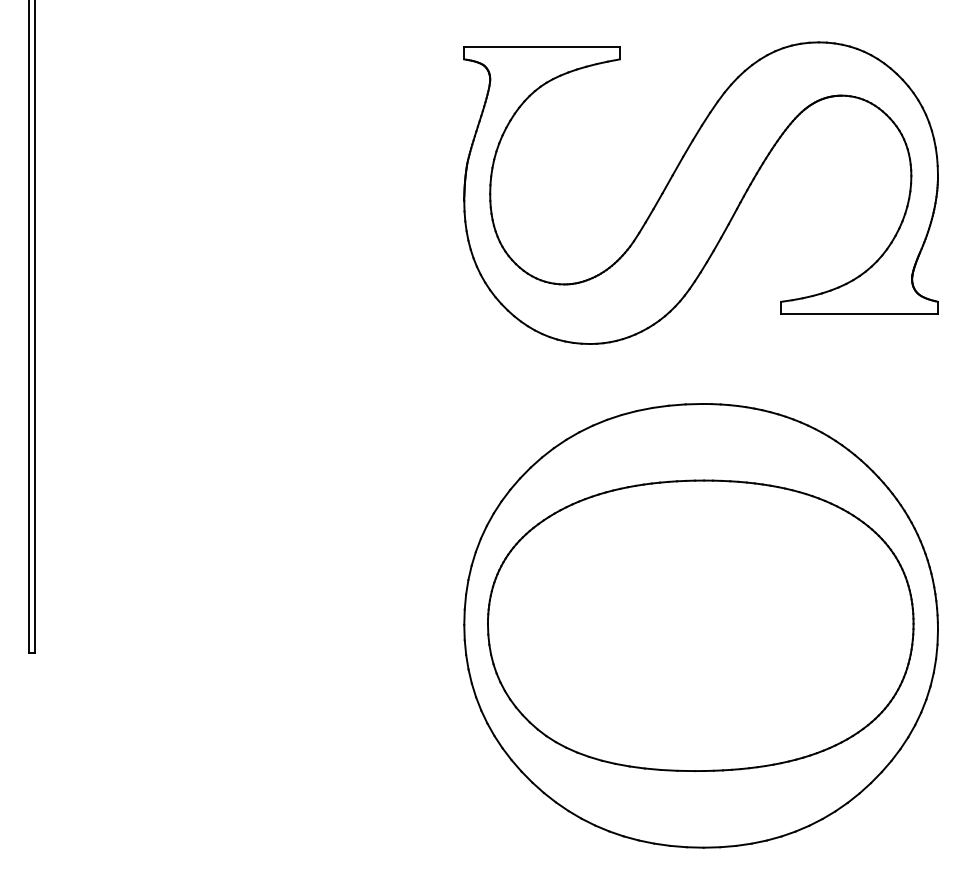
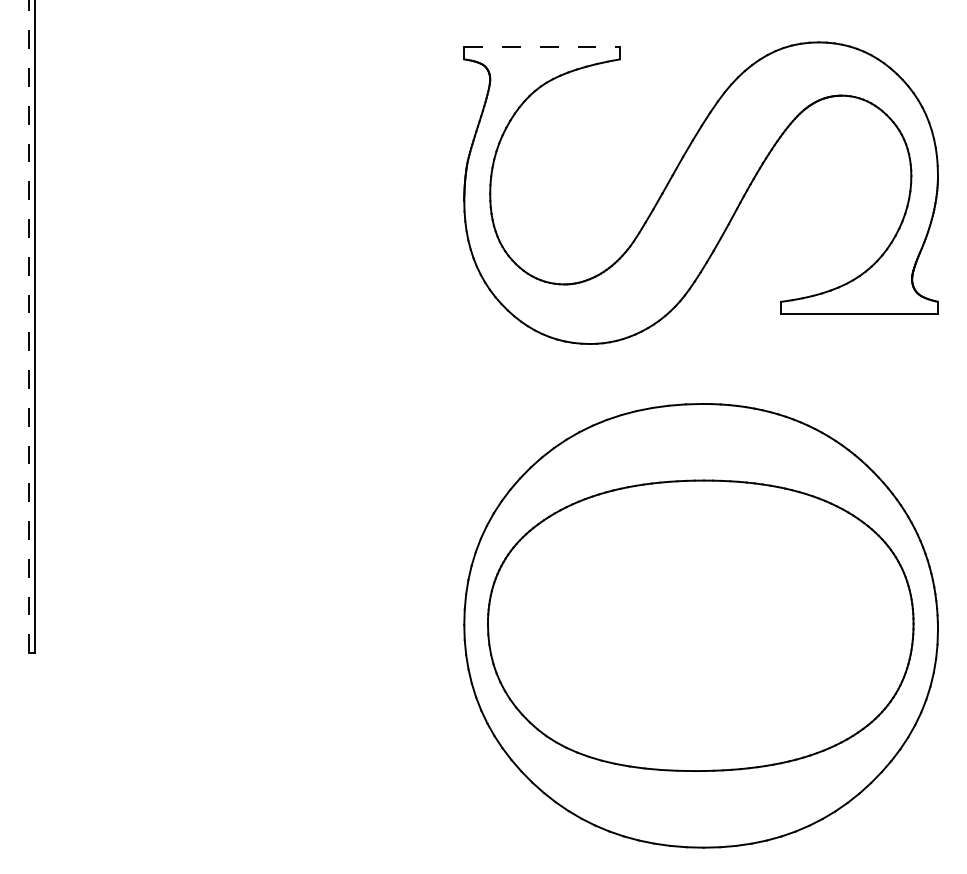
line: solid -> dashed (542, 47)
line: solid -> dashed (29, 326)
